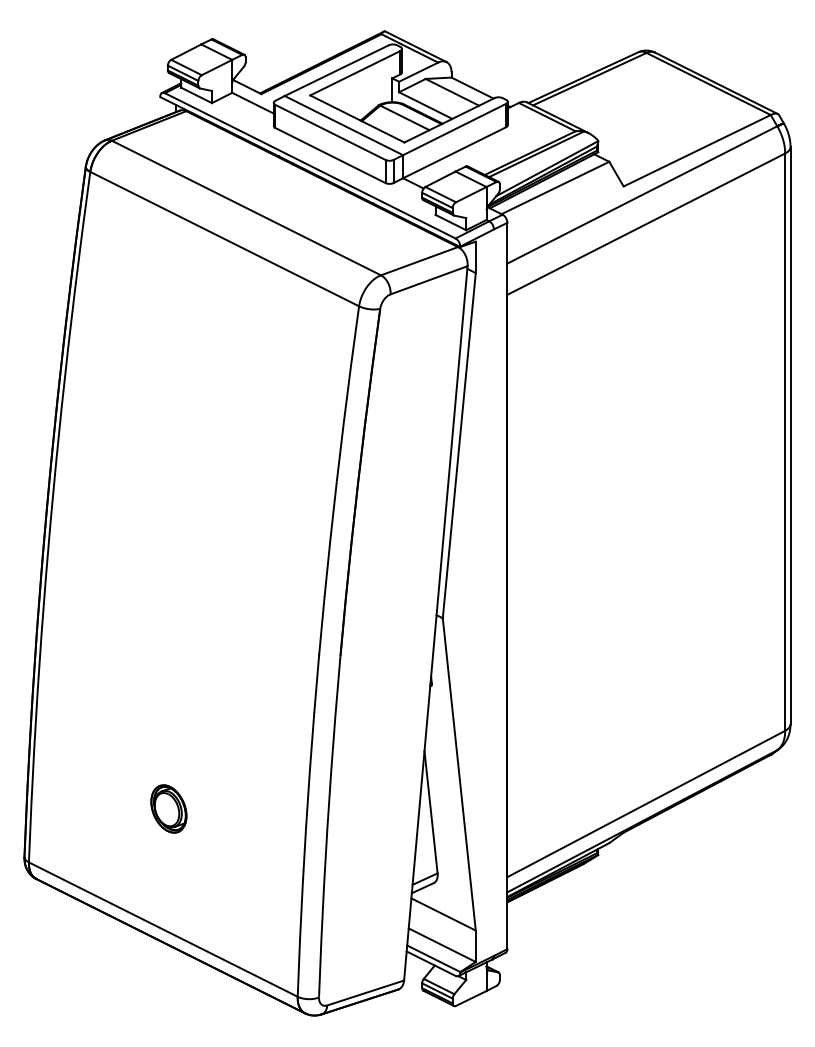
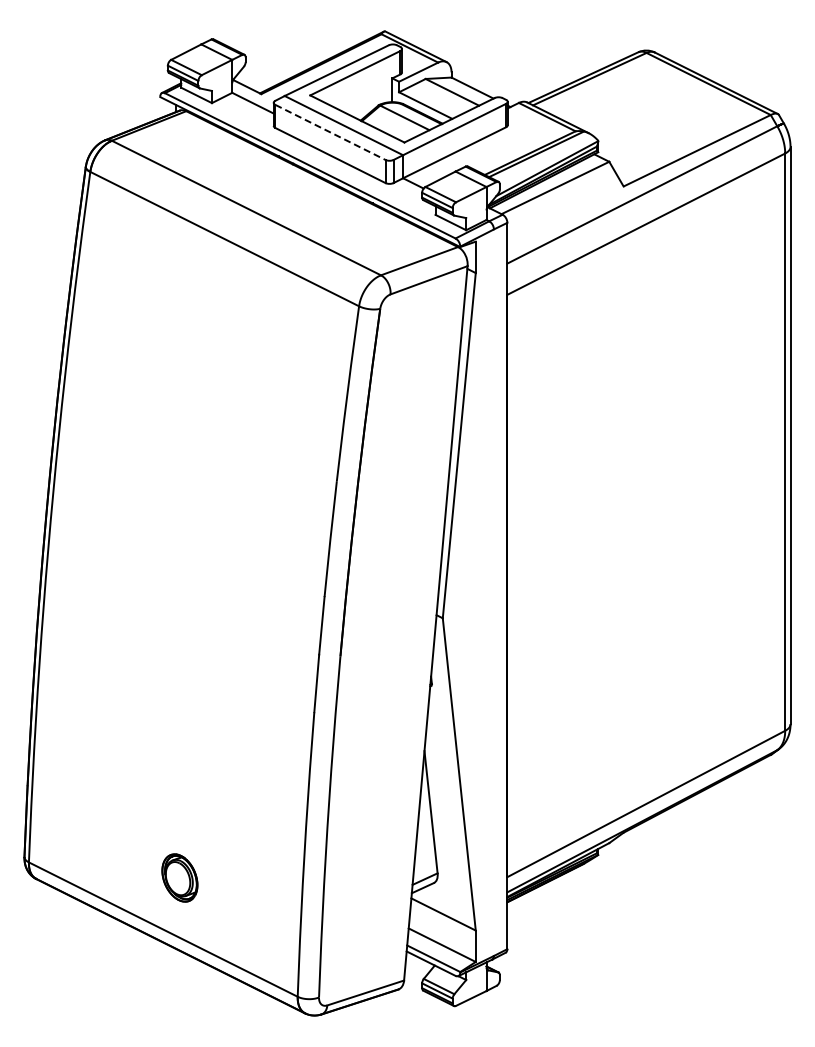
line: solid -> dashed (330, 132)
part position: (168, 808) -> (179, 877) (179, 877)
